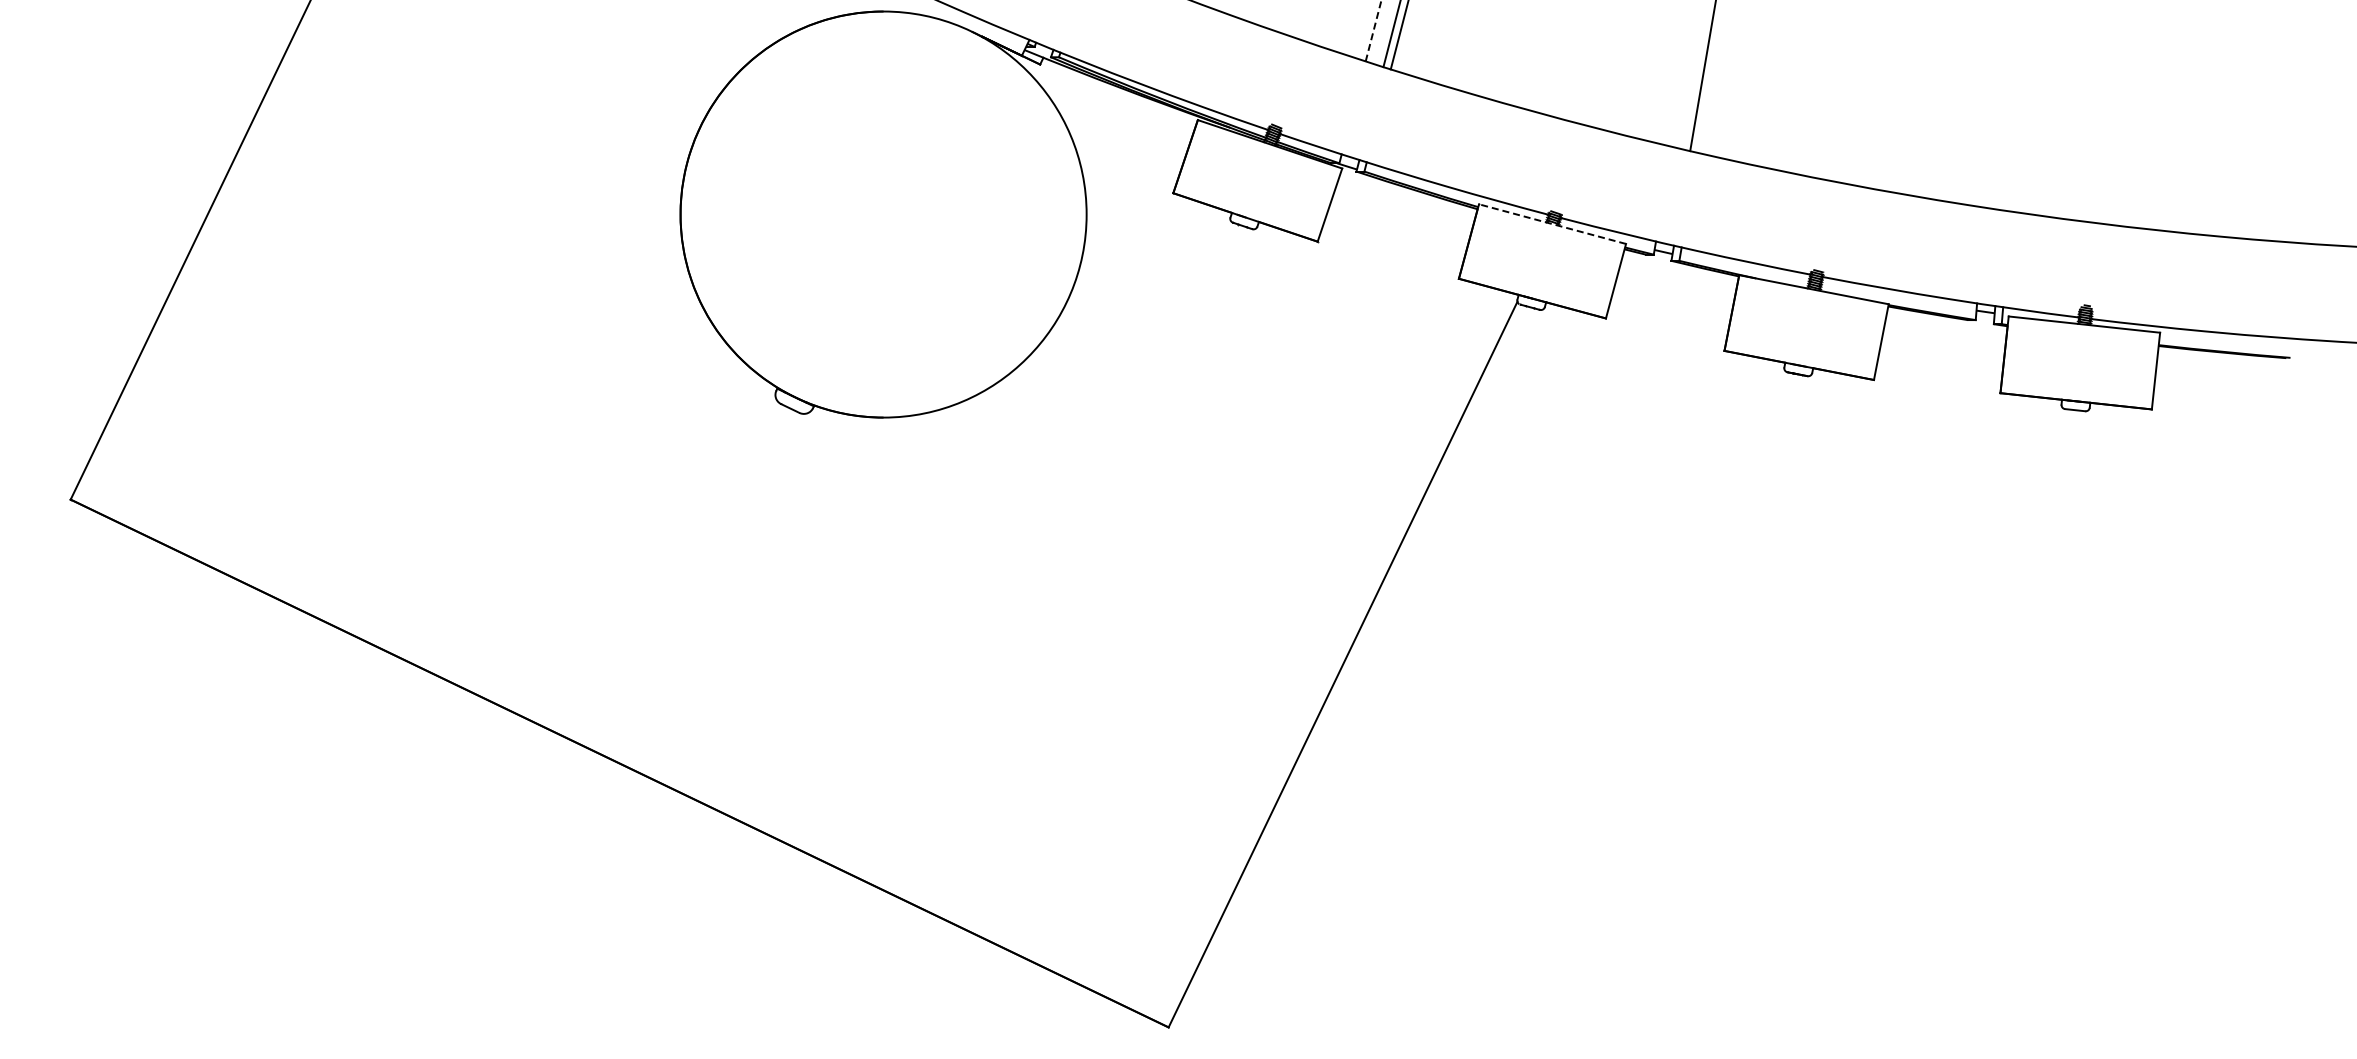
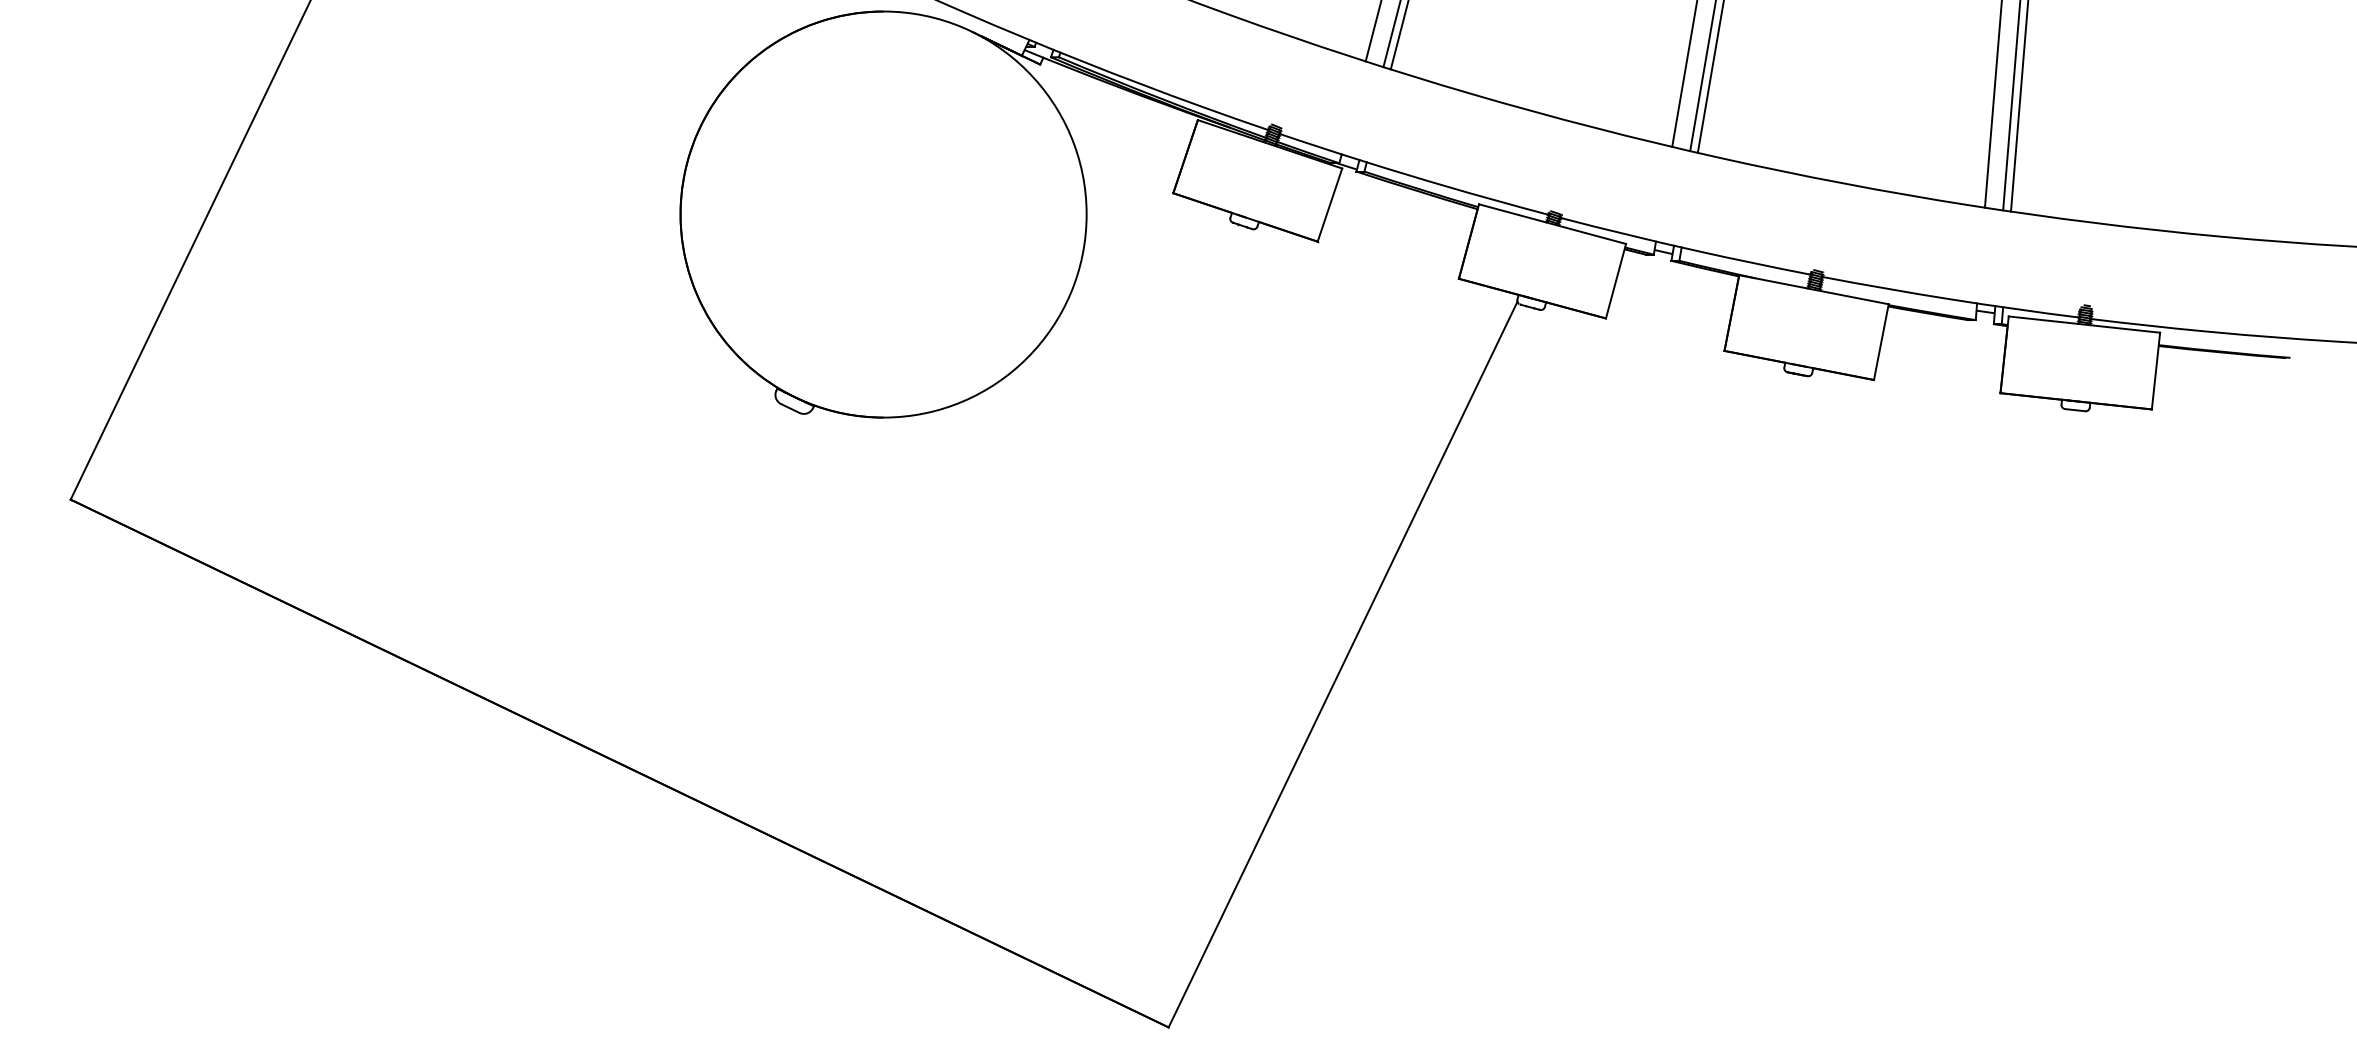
line: dashed -> solid (1373, 30)
line: none -> present (1684, 74)
line: none -> present (1710, 77)
line: none -> present (1992, 104)
line: none -> present (2011, 106)
line: none -> present (2019, 106)
line: dashed -> solid (1552, 224)
